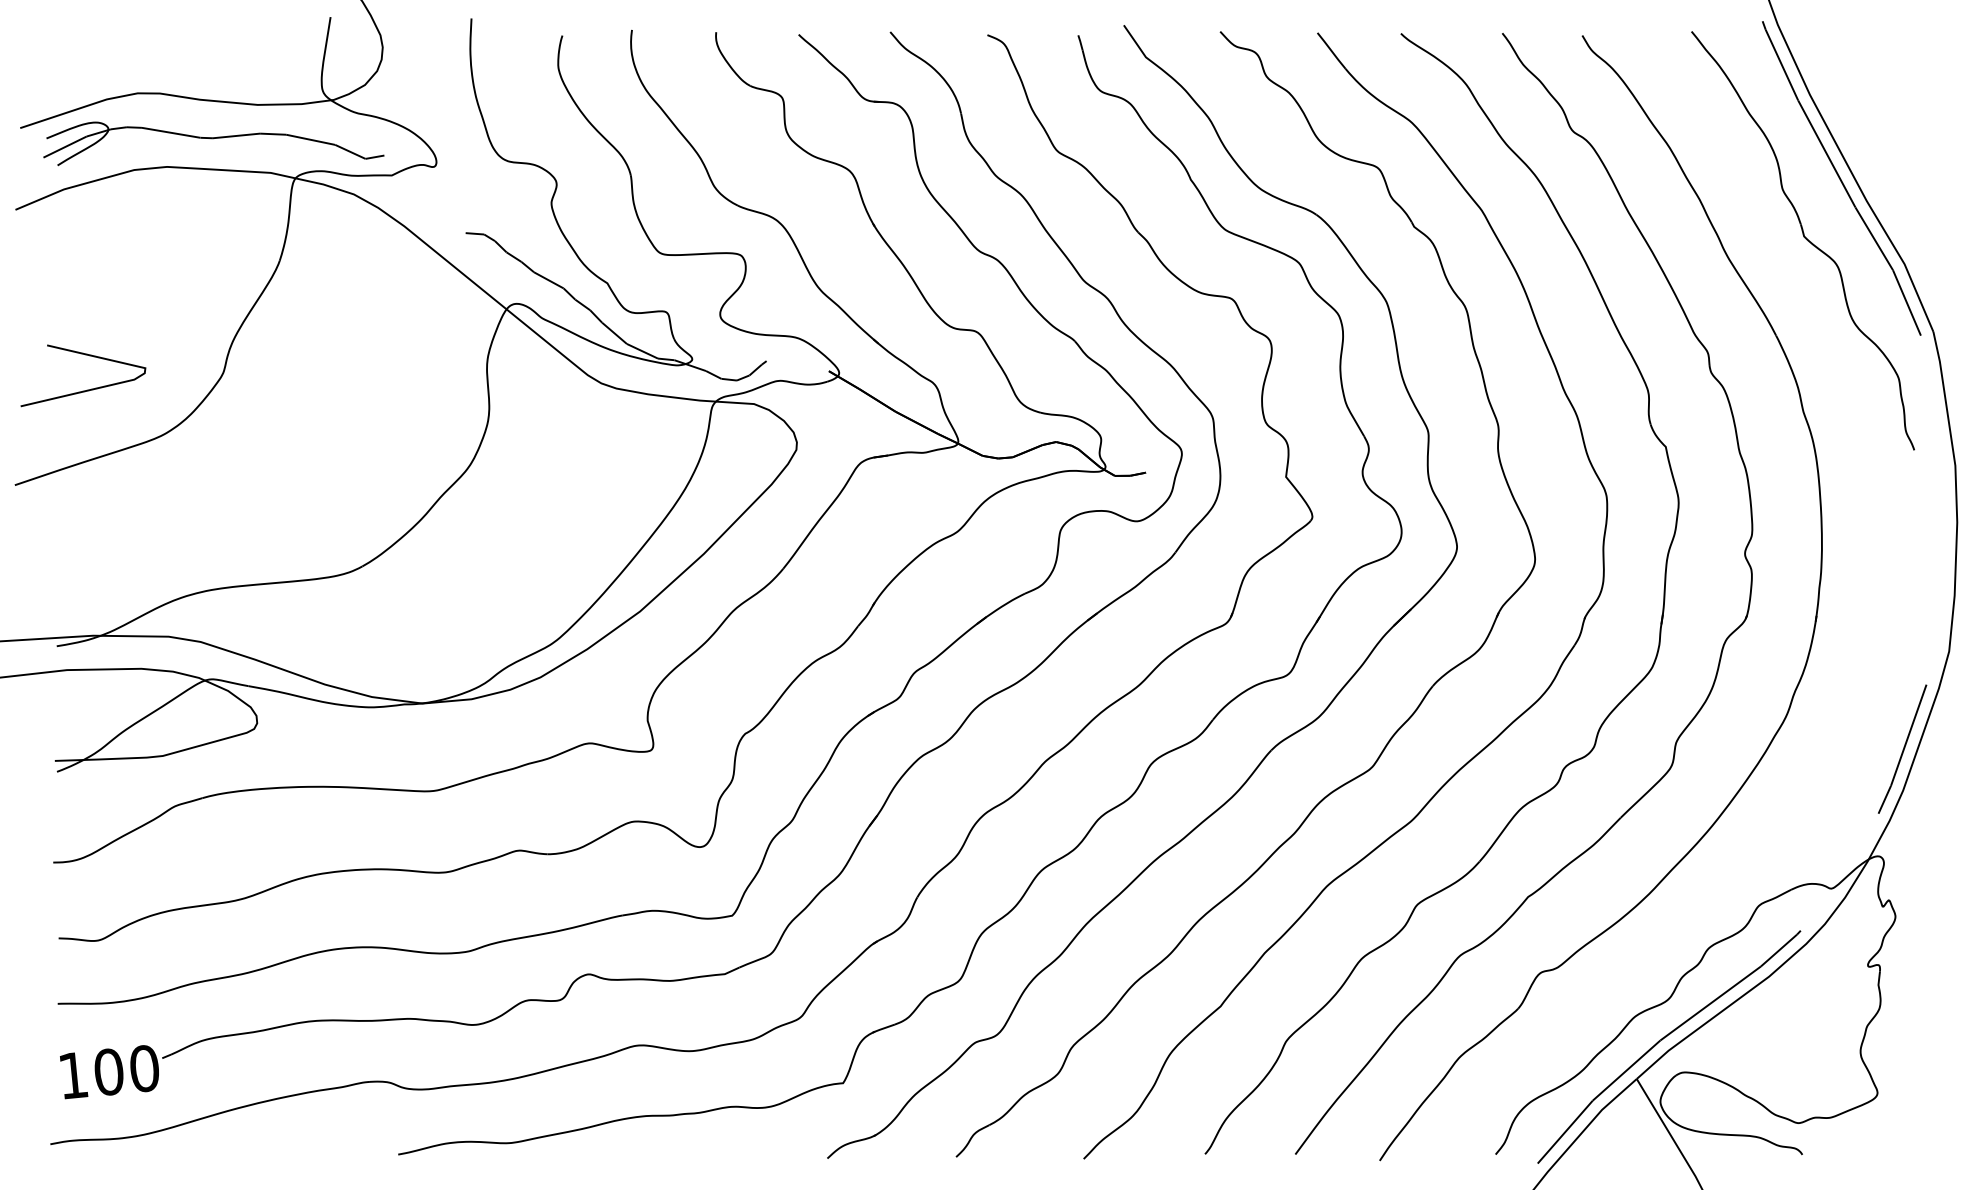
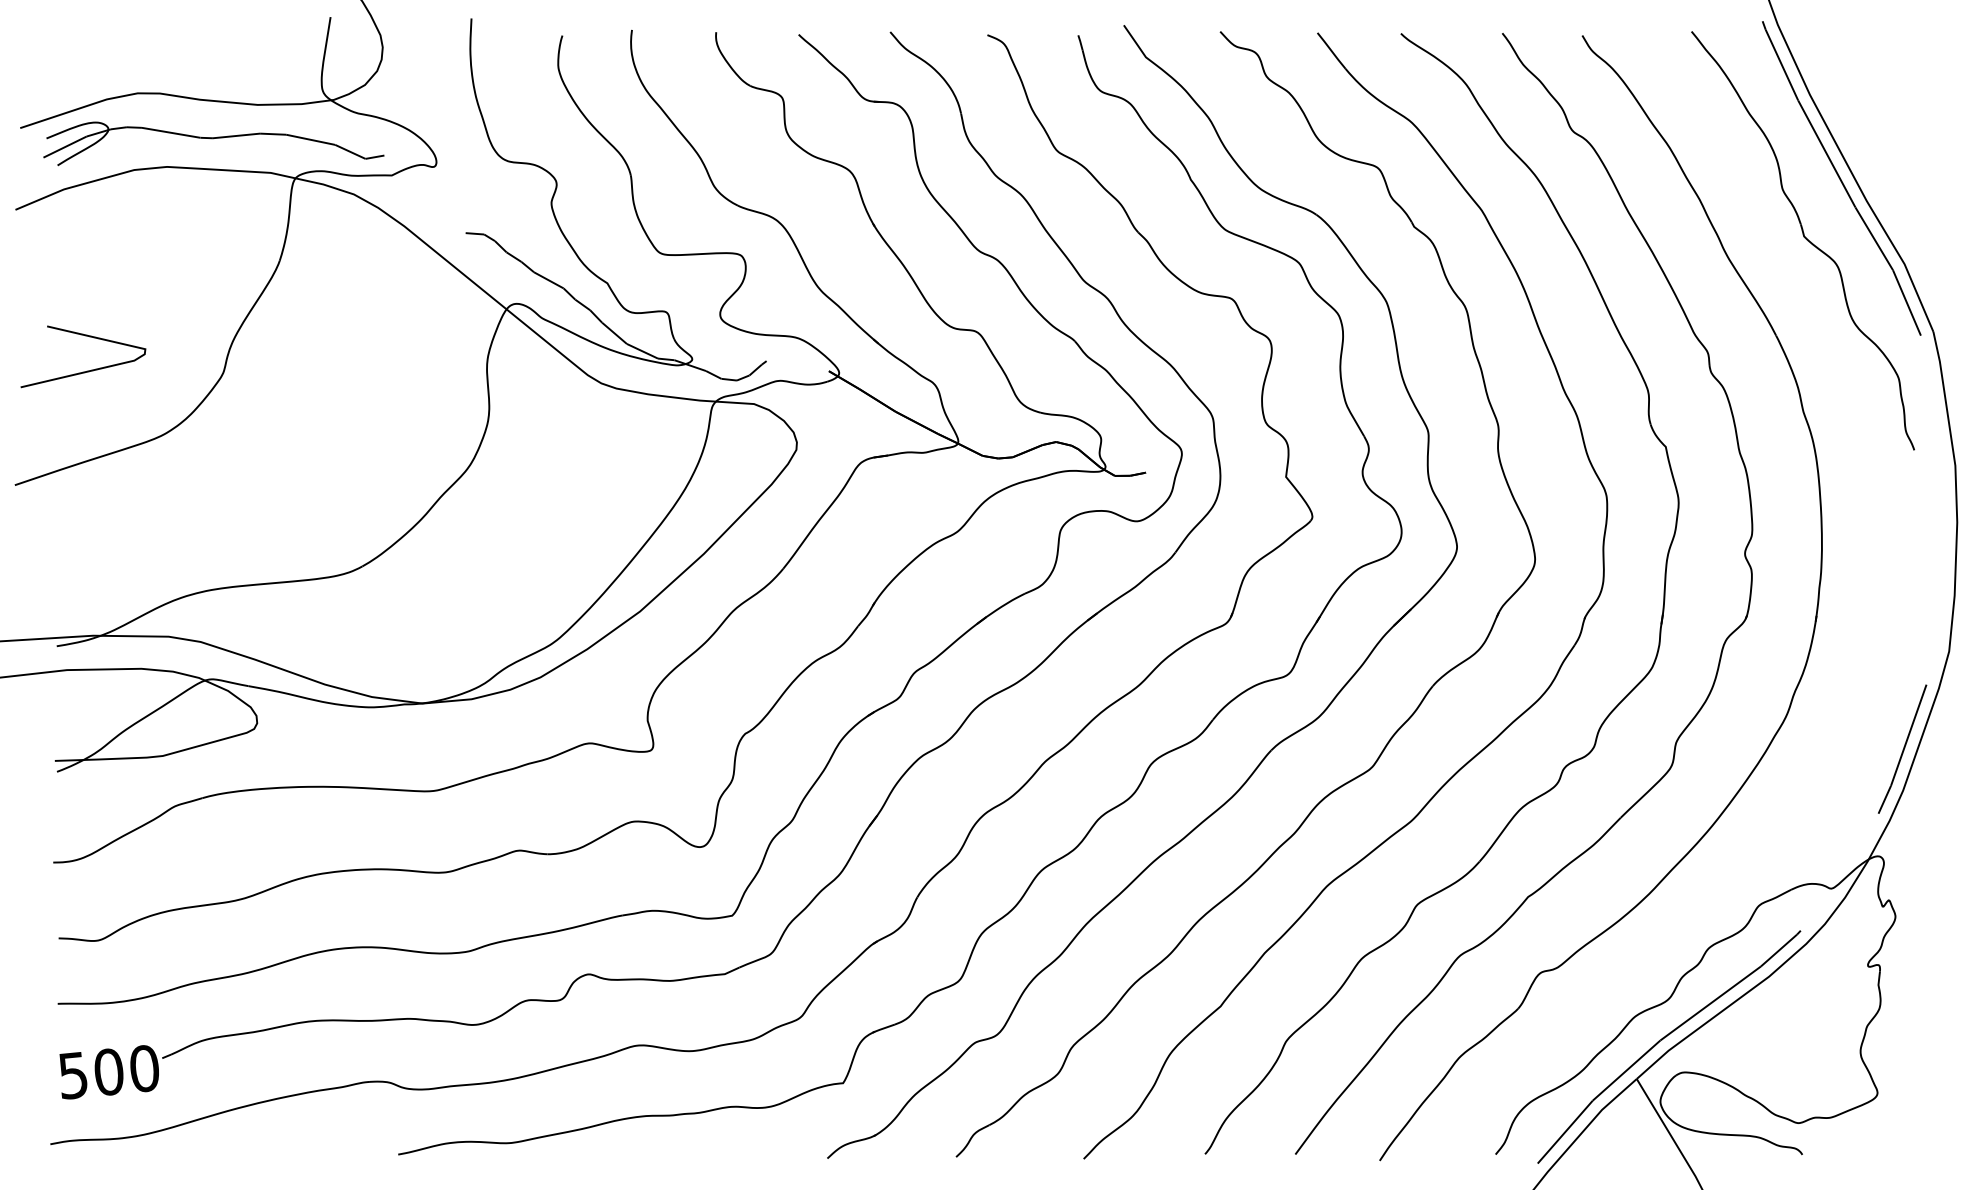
line position: (87, 389) -> (87, 370) (87, 370)
text: 100 -> 500 (73, 1075)
